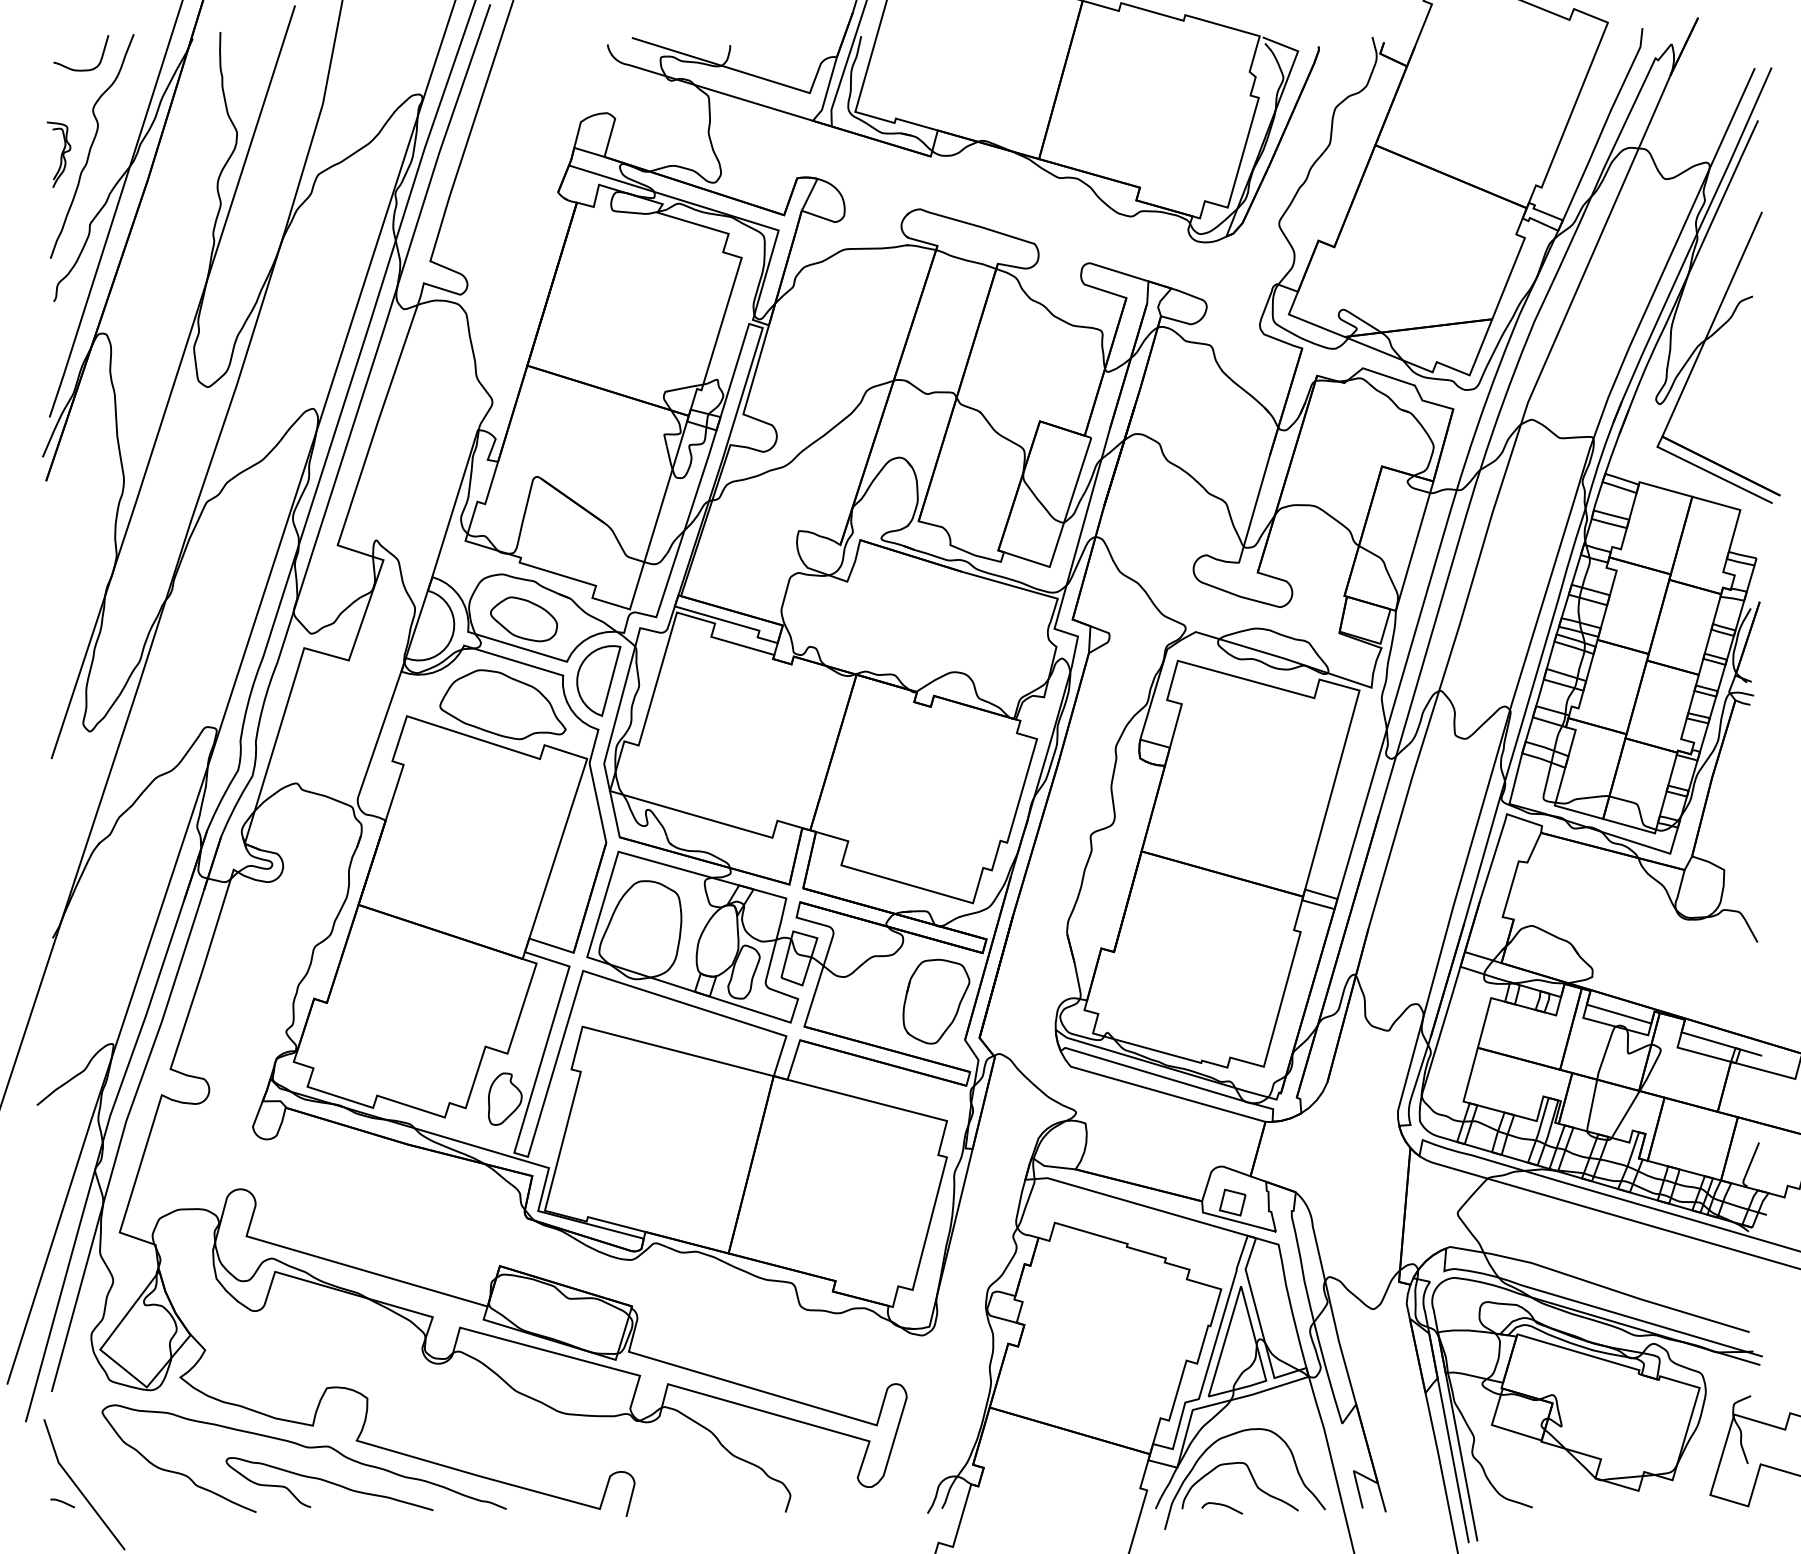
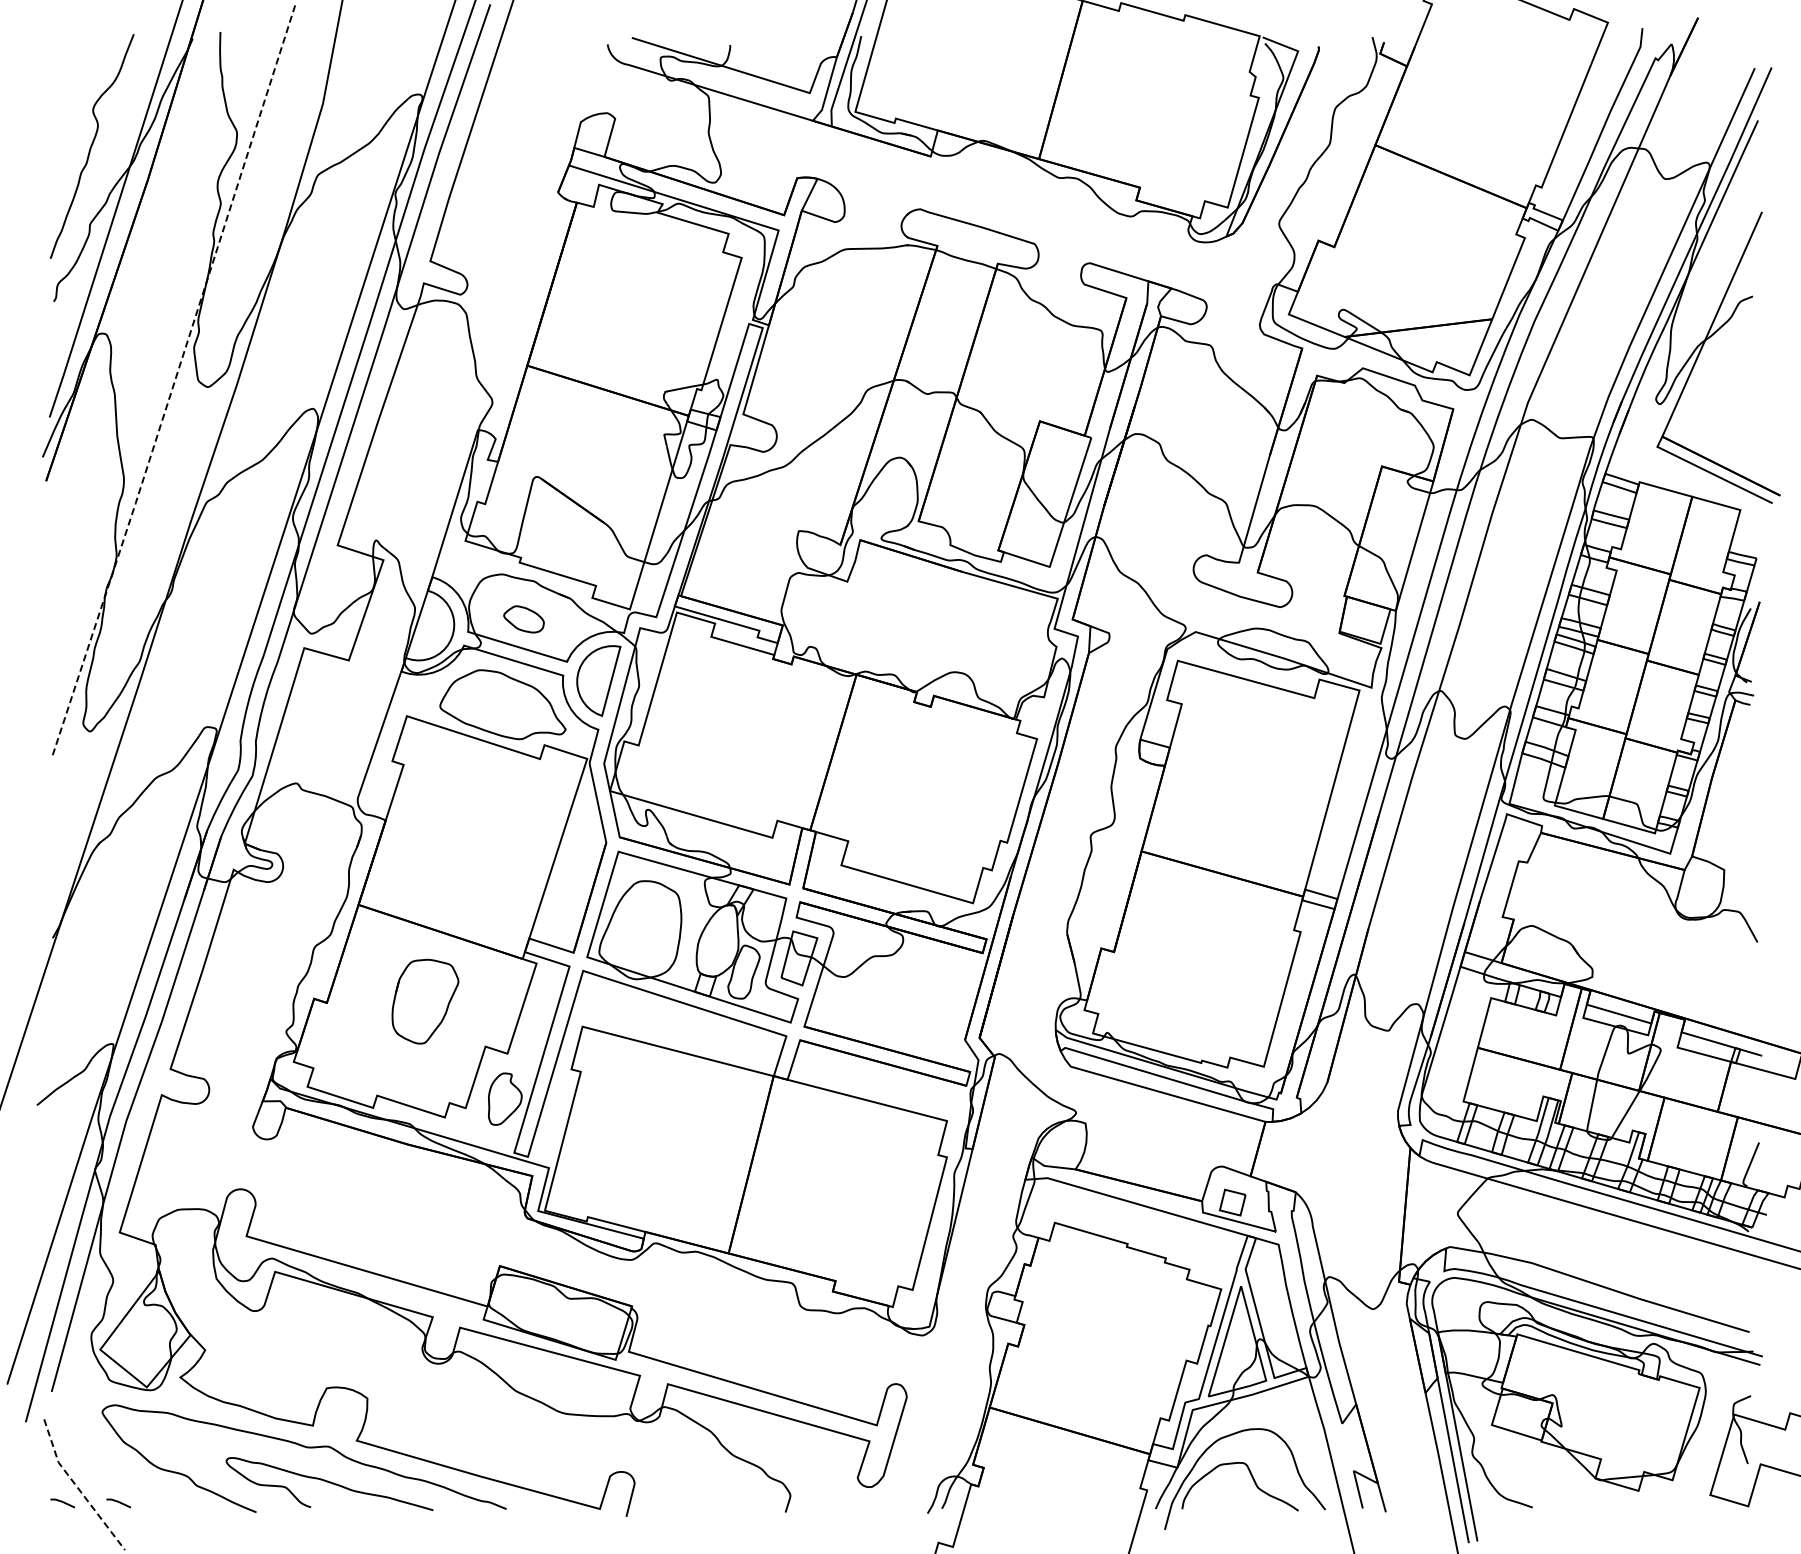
curve: present -> none (81, 69)
part: present -> none (59, 154)
line: solid -> dashed (174, 383)
part size: 68x47 px -> 42x29 px (523, 619)
part position: (936, 1001) -> (425, 1001) (425, 1001)
line: solid -> dashed (77, 1488)
line: none -> present (118, 1502)
curve: present -> none (1223, 1506)
